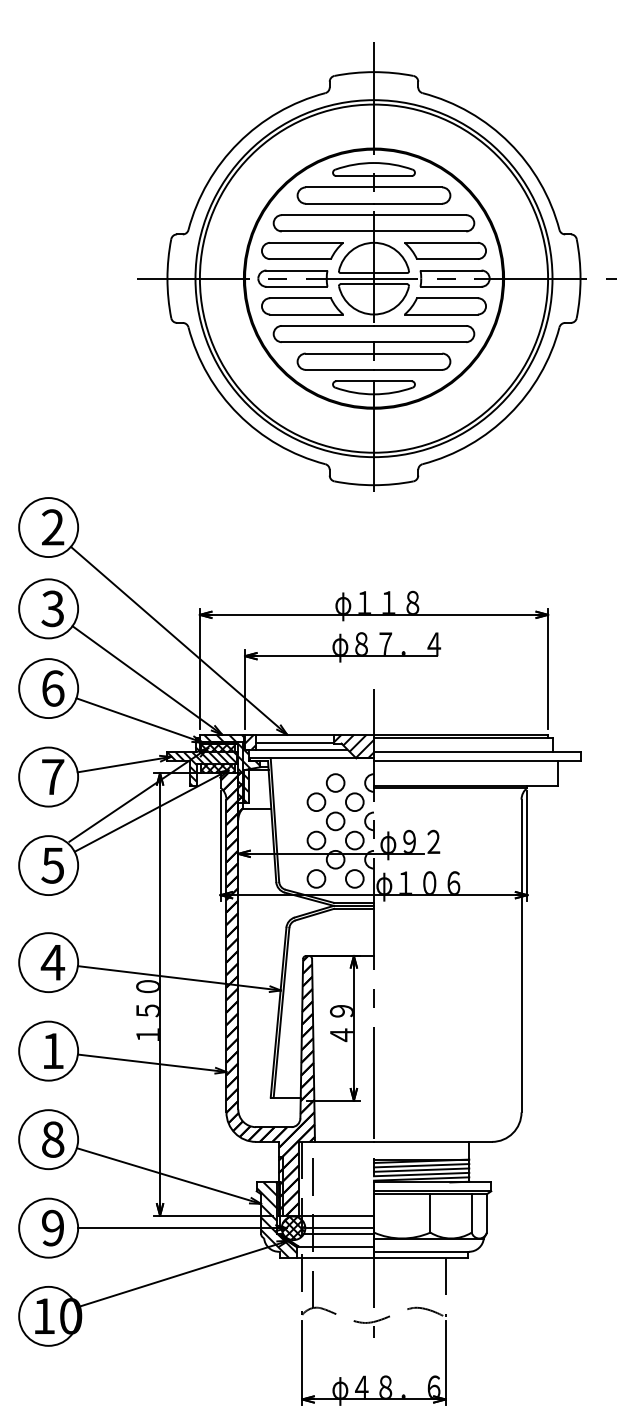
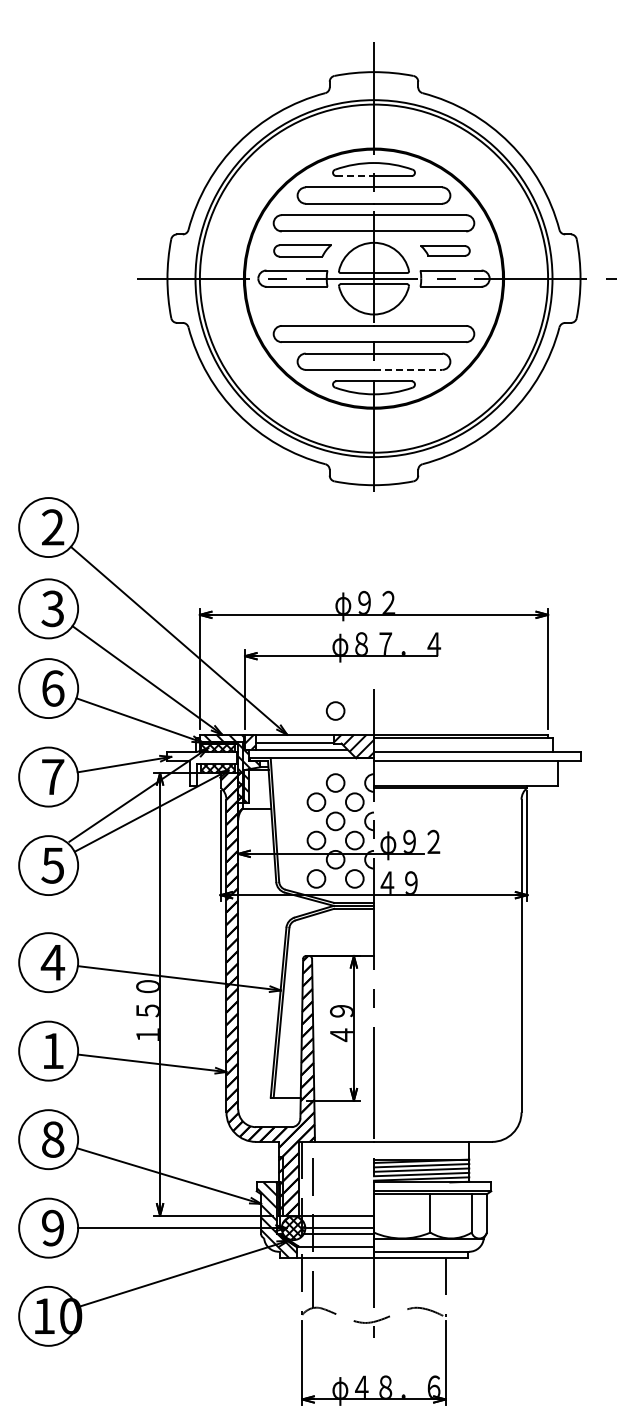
line: solid -> dashed (355, 176)
part size: 83x18 px -> 59x14 px (302, 250)
part size: 83x18 px -> 51x12 px (445, 250)
part: present -> none (302, 306)
part: present -> none (445, 306)
line: solid -> dashed (408, 369)
text: φ１１８ -> φ９２ (388, 601)
circle: none -> present (335, 710)
hatch: present -> none (201, 762)
text: φ１０６ -> ４９ (418, 886)
